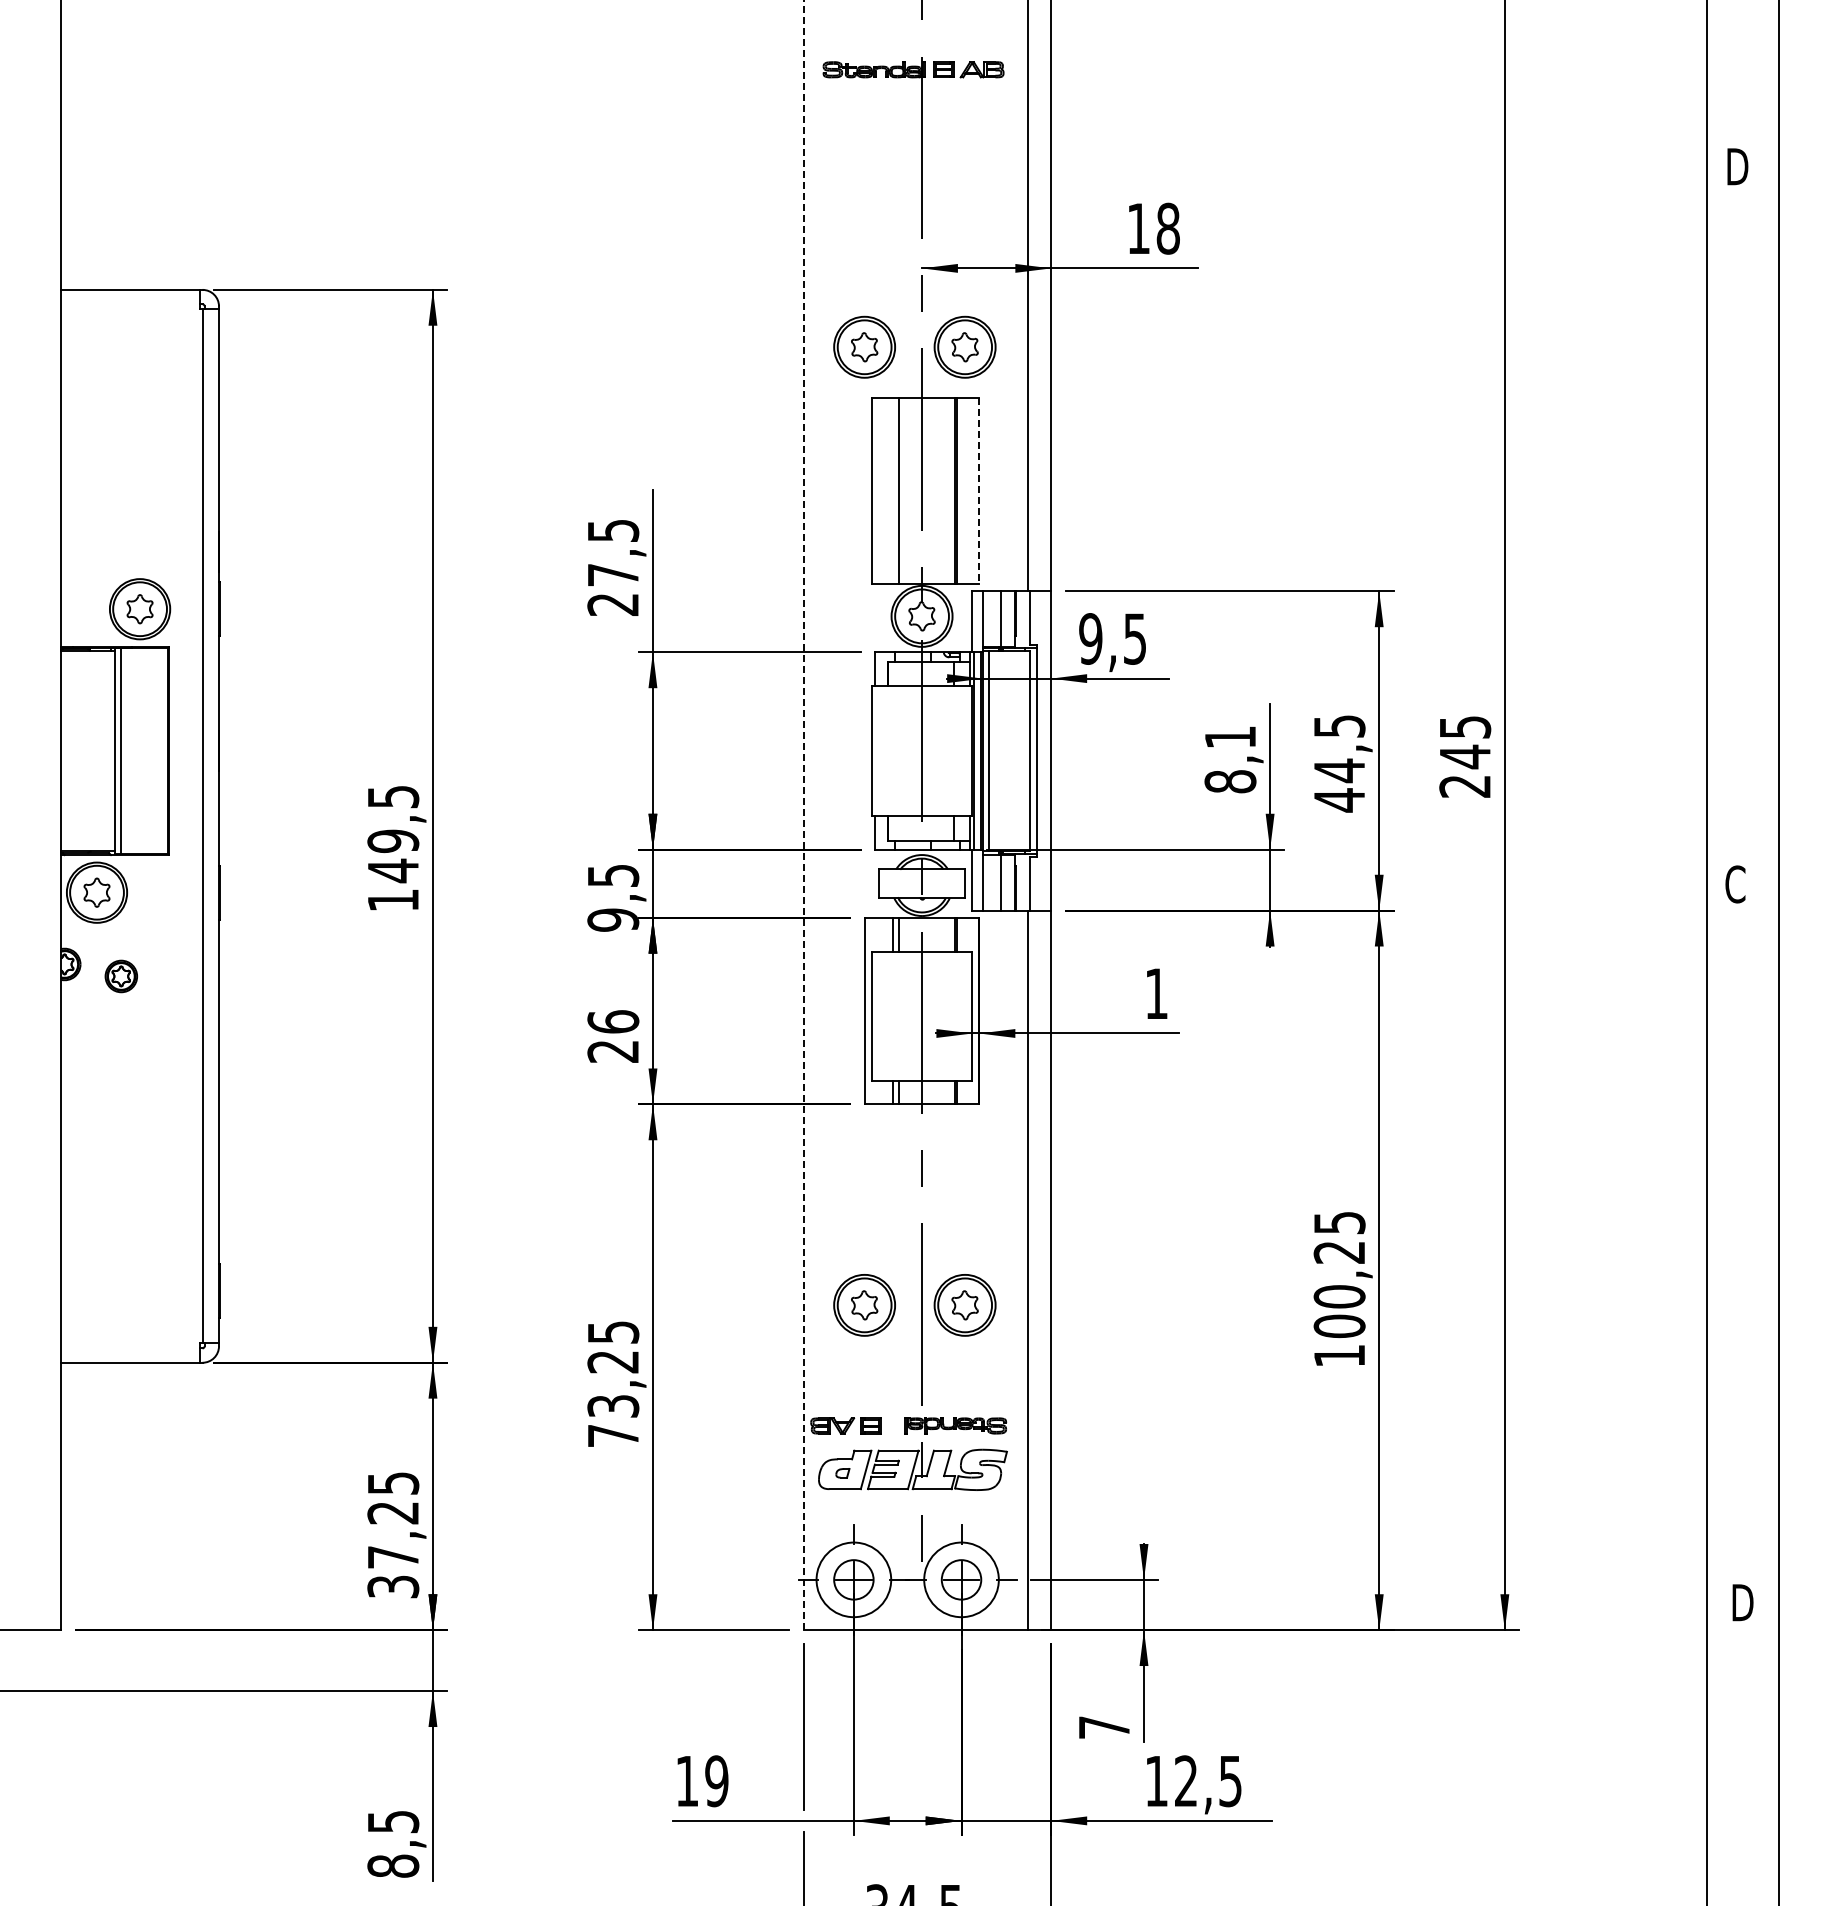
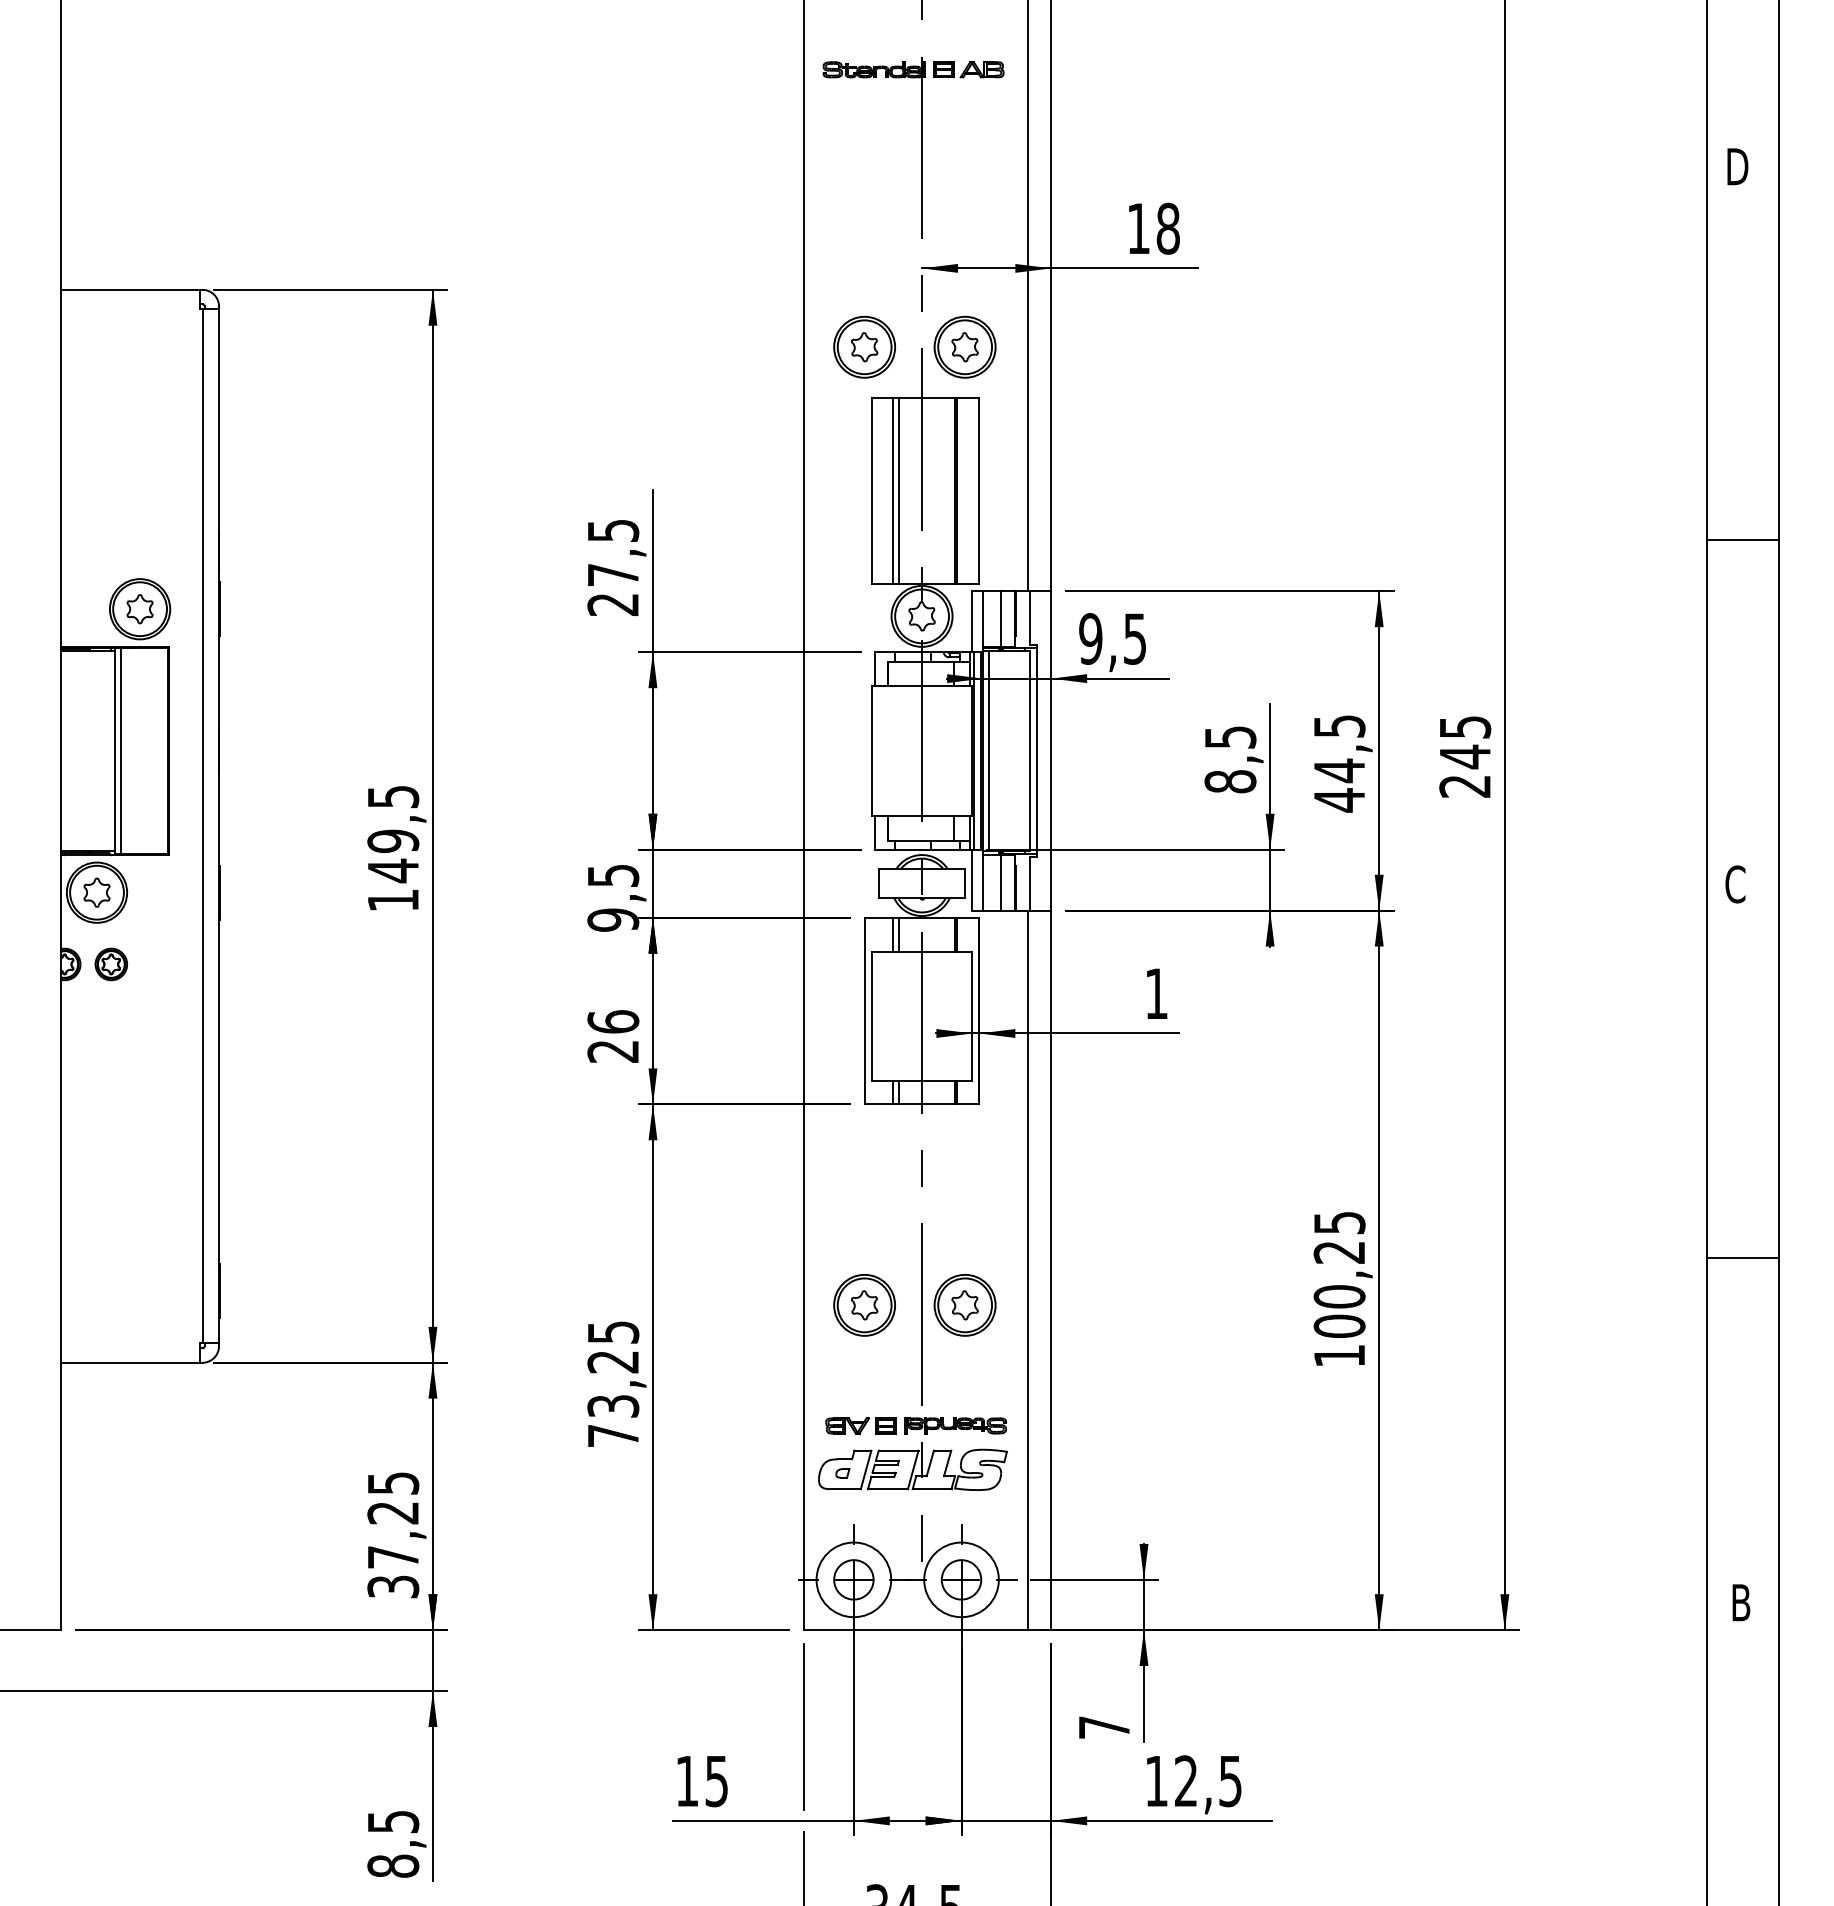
line: none -> present (892, 490)
line: dashed -> solid (979, 491)
line: none -> present (1742, 540)
text: 8,1 -> 8,5 (1230, 737)
line: dashed -> solid (803, 815)
part position: (120, 976) -> (110, 964) (110, 964)
line: none -> present (1742, 1257)
part position: (845, 1425) -> (860, 1425) (860, 1425)
text: D -> B (1744, 1602)
text: 19 -> 15 (716, 1781)
